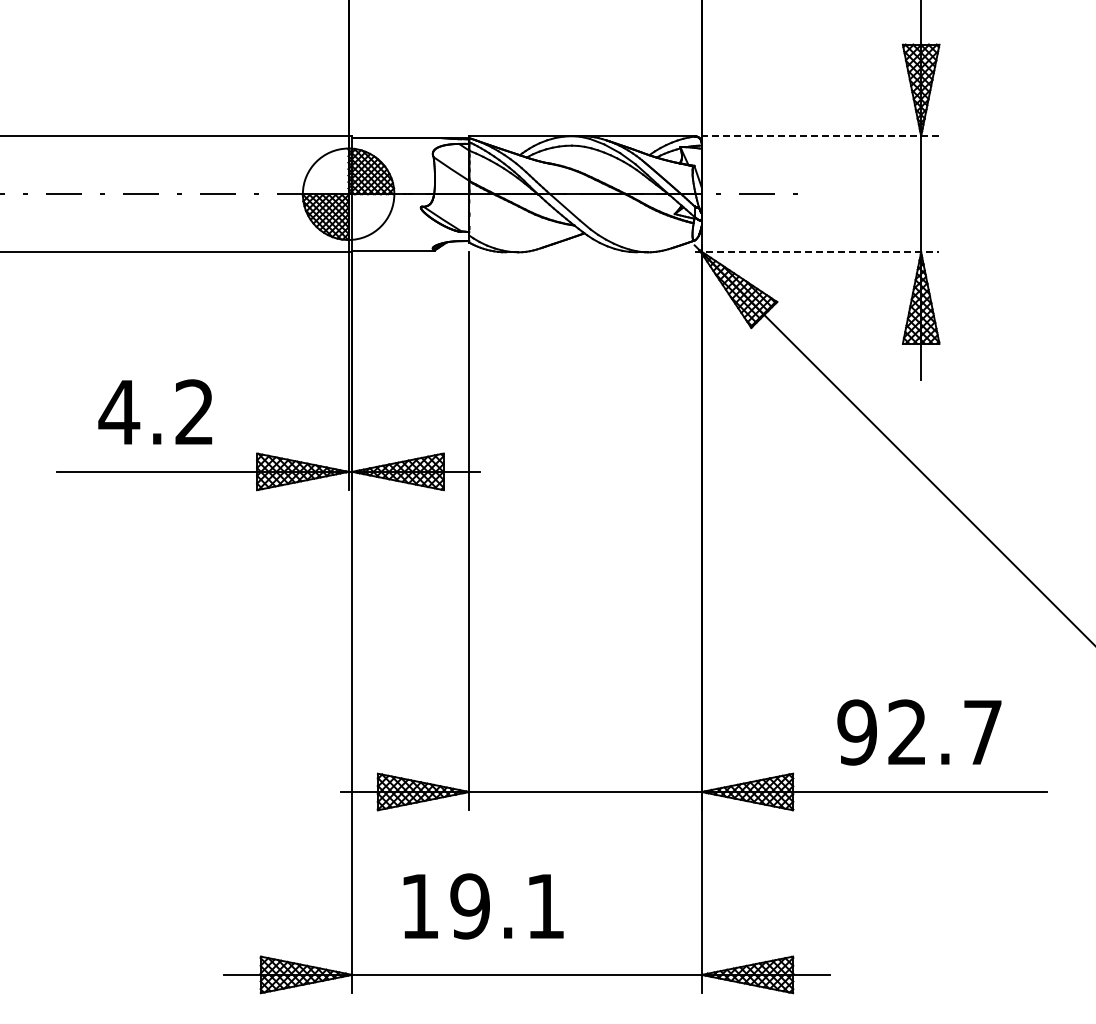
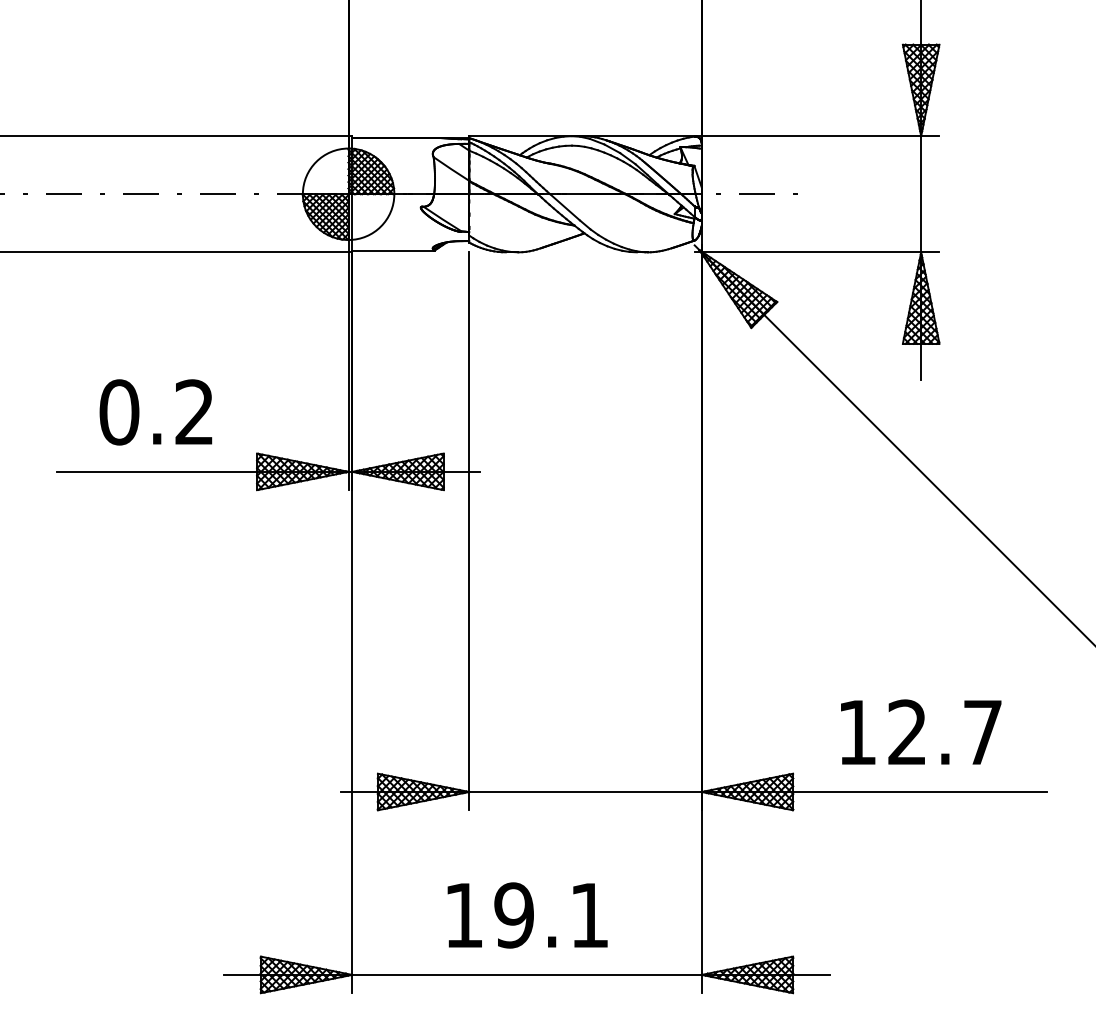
line: dashed -> solid (816, 136)
line: dashed -> solid (817, 252)
text: 4.2 -> 0.2 (119, 412)
text: 92.7 -> 12.7 (856, 732)
text position: (483, 906) -> (527, 915) (527, 915)
